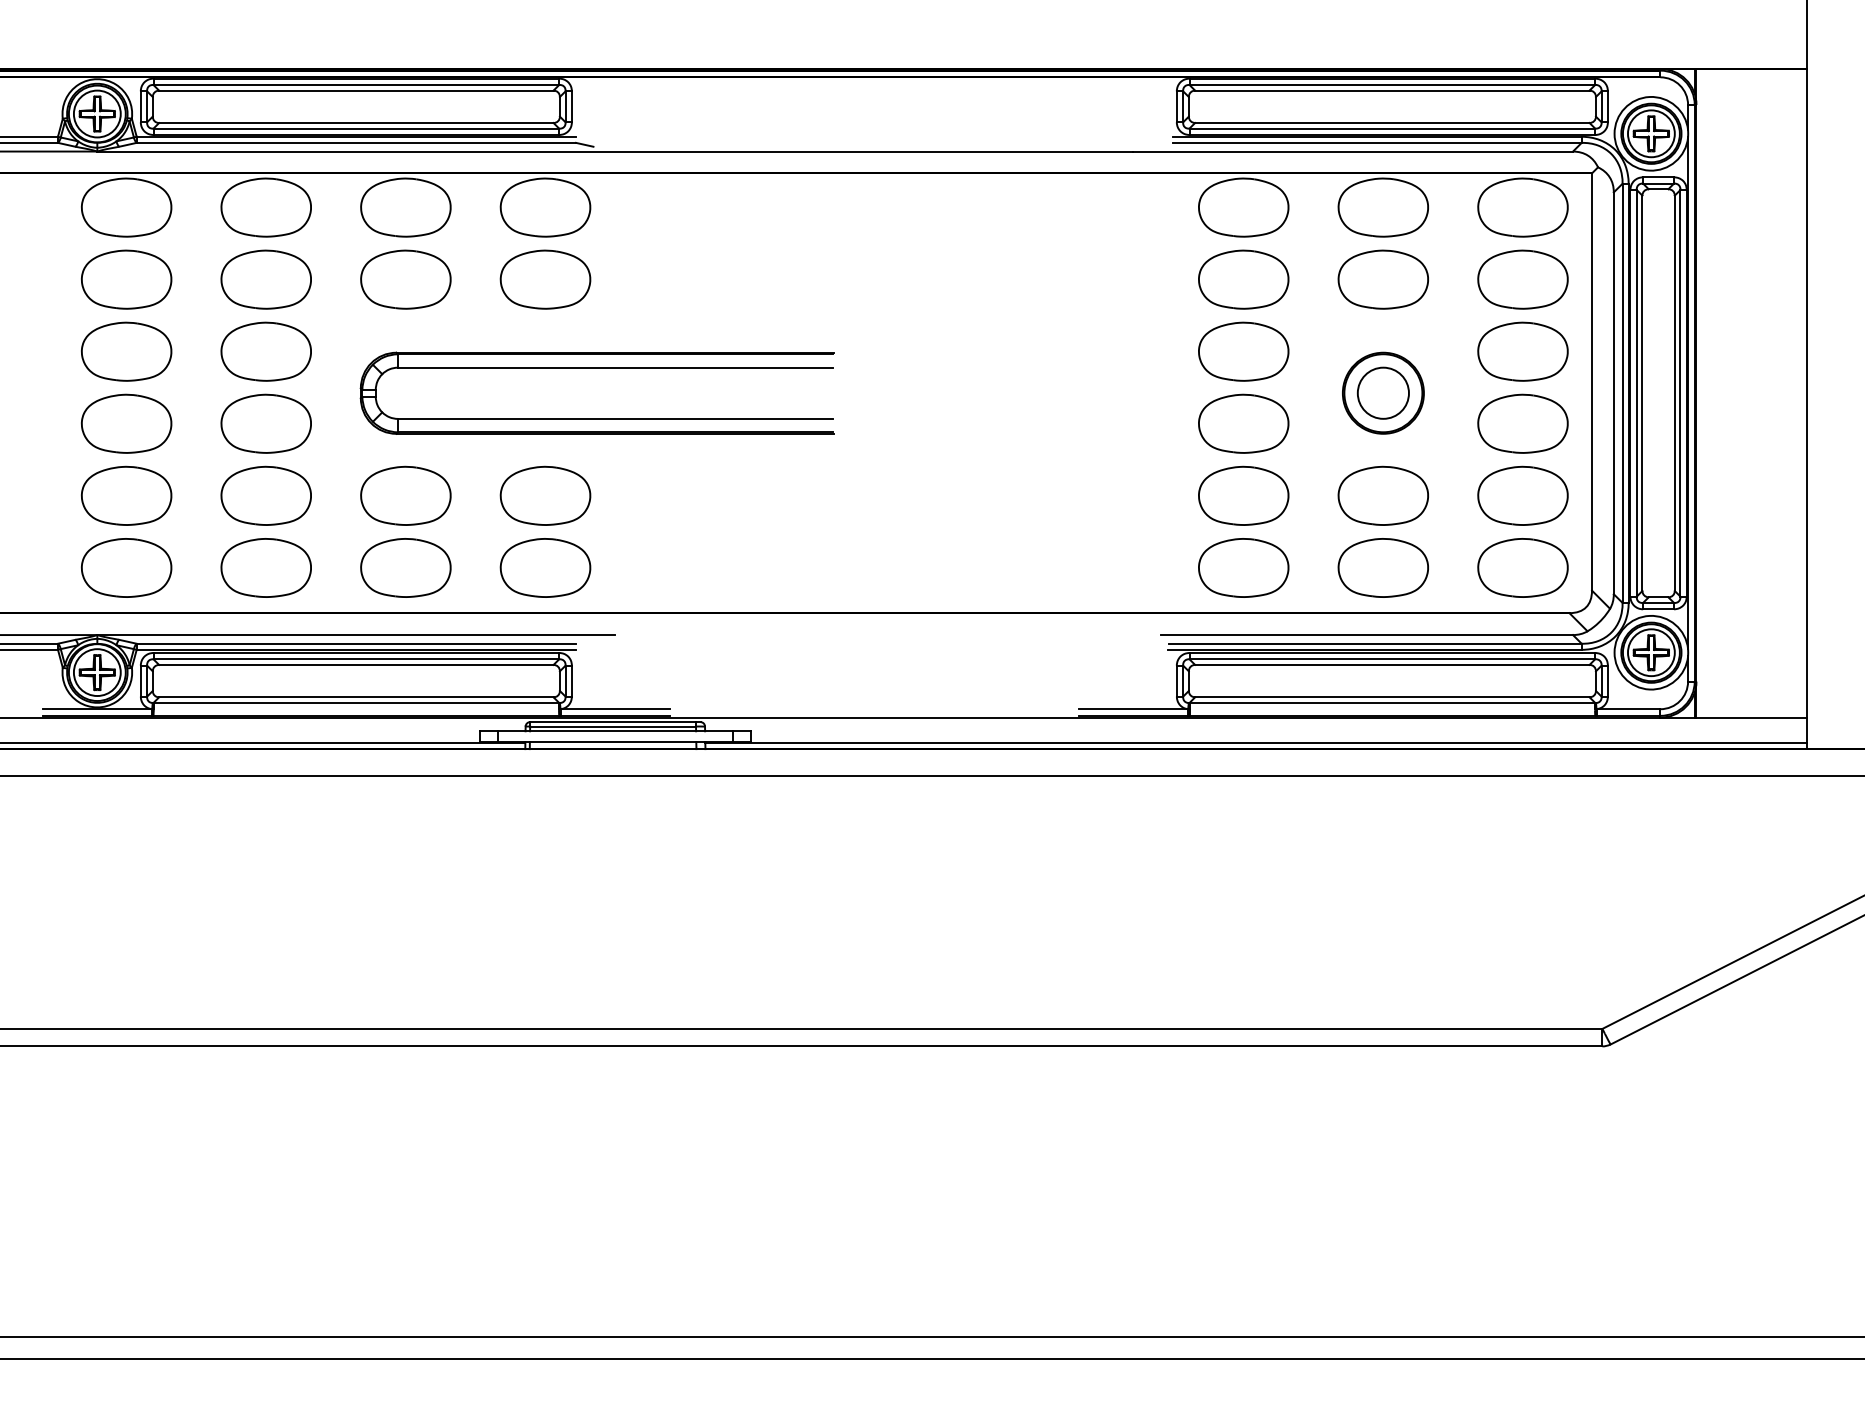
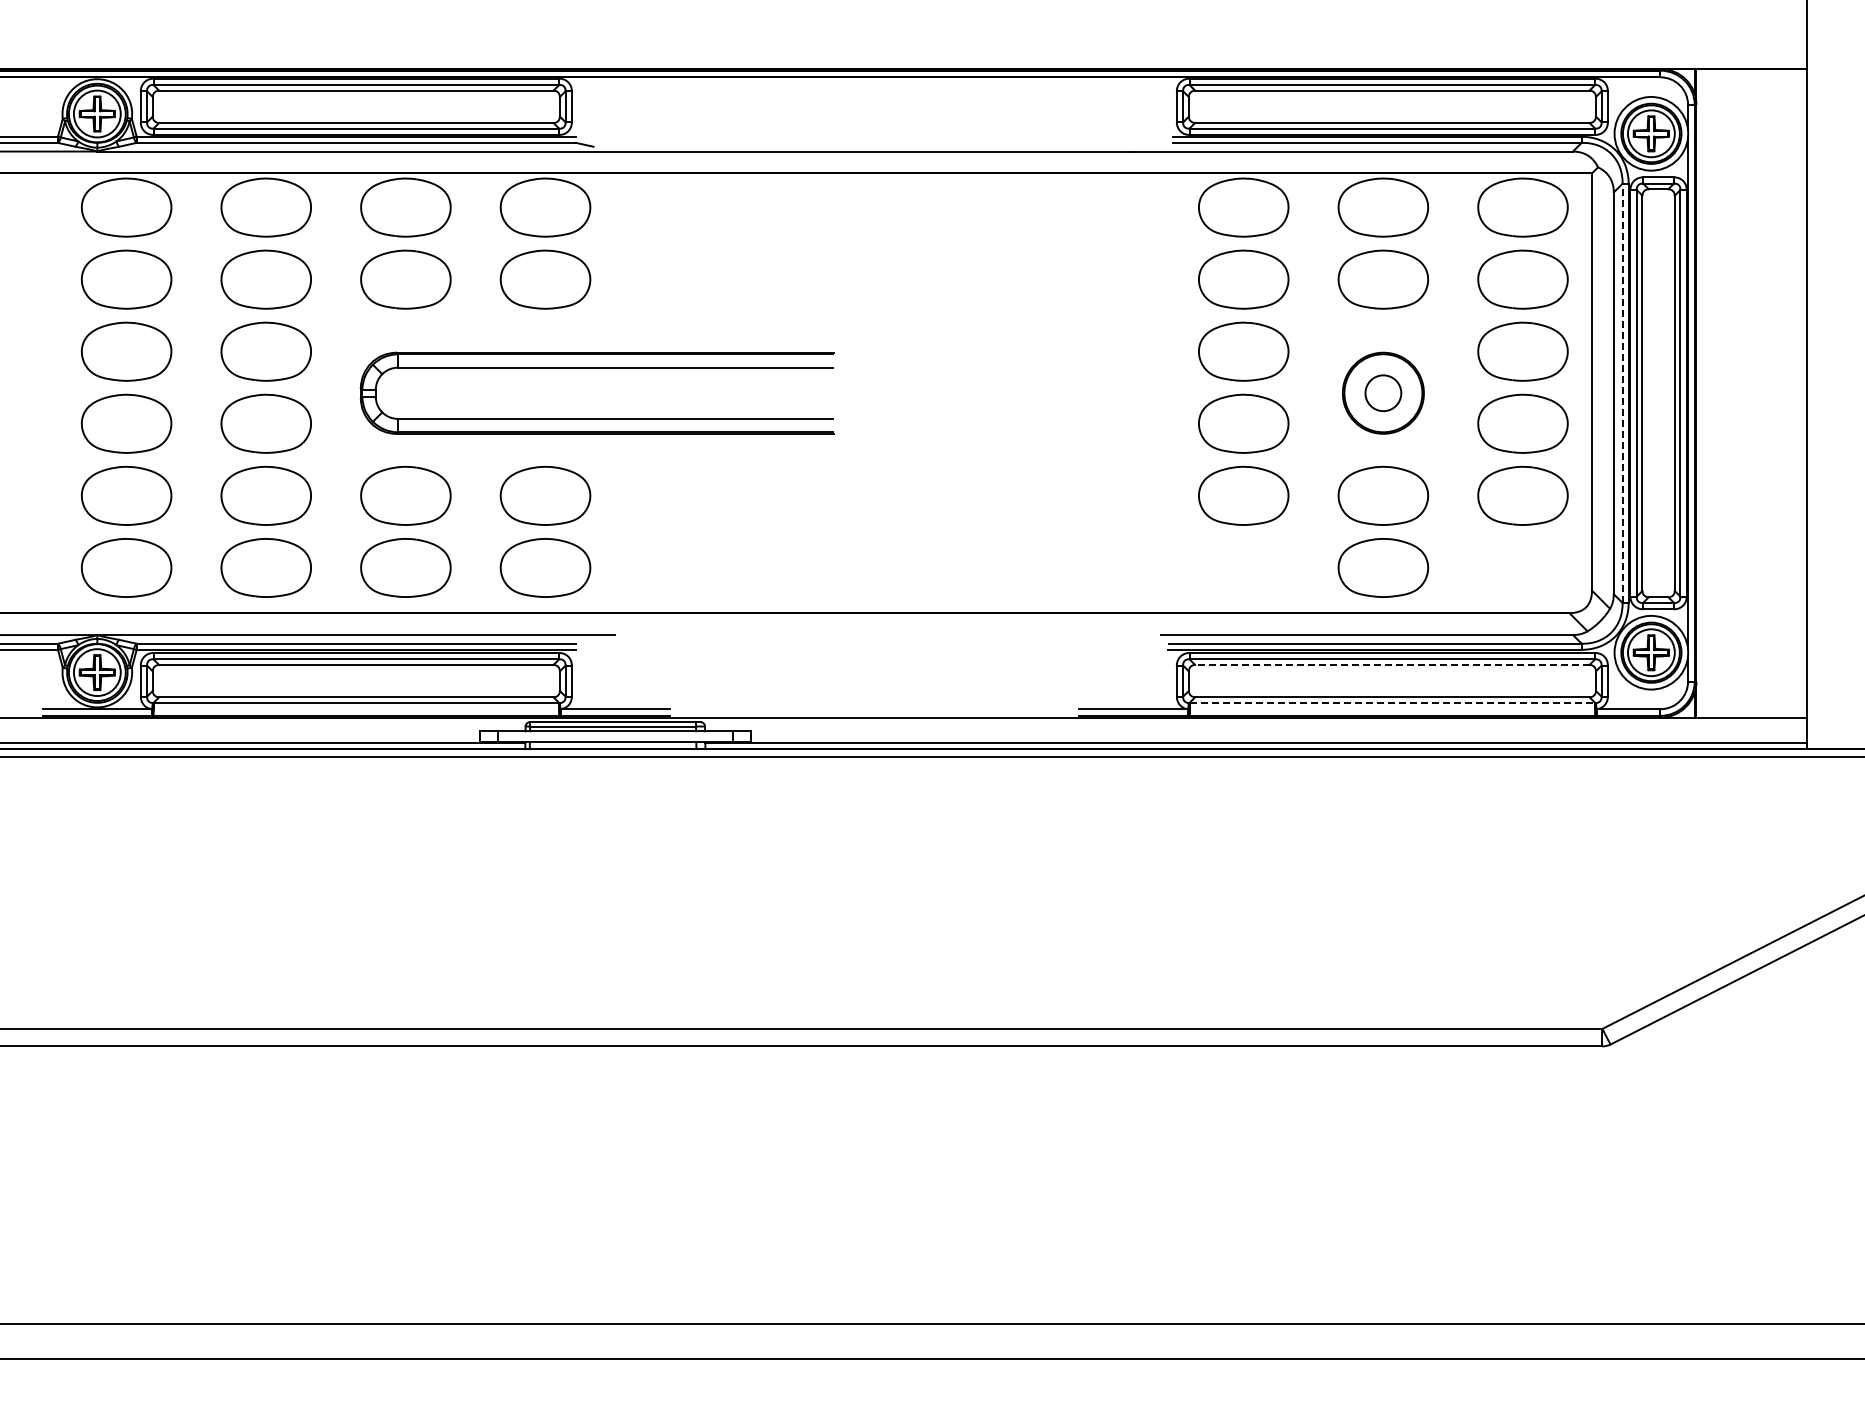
circle diameter: 51 px -> 36 px (1383, 393)
line: solid -> dashed (1622, 393)
part: present -> none (1243, 567)
part: present -> none (1522, 567)
line: solid -> dashed (1391, 664)
line: solid -> dashed (1392, 702)
line position: (931, 776) -> (931, 757) (931, 757)
line position: (931, 1336) -> (931, 1323) (931, 1323)
